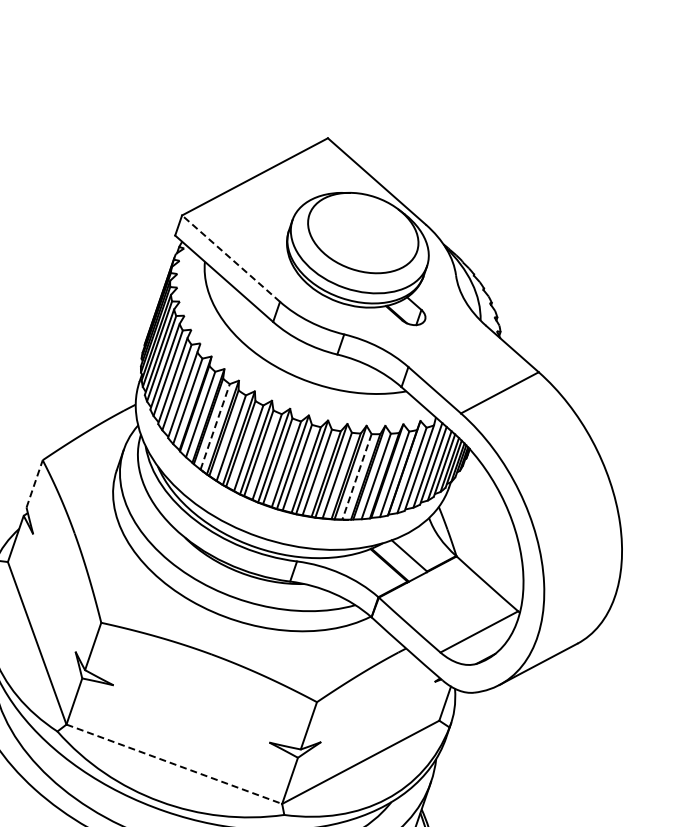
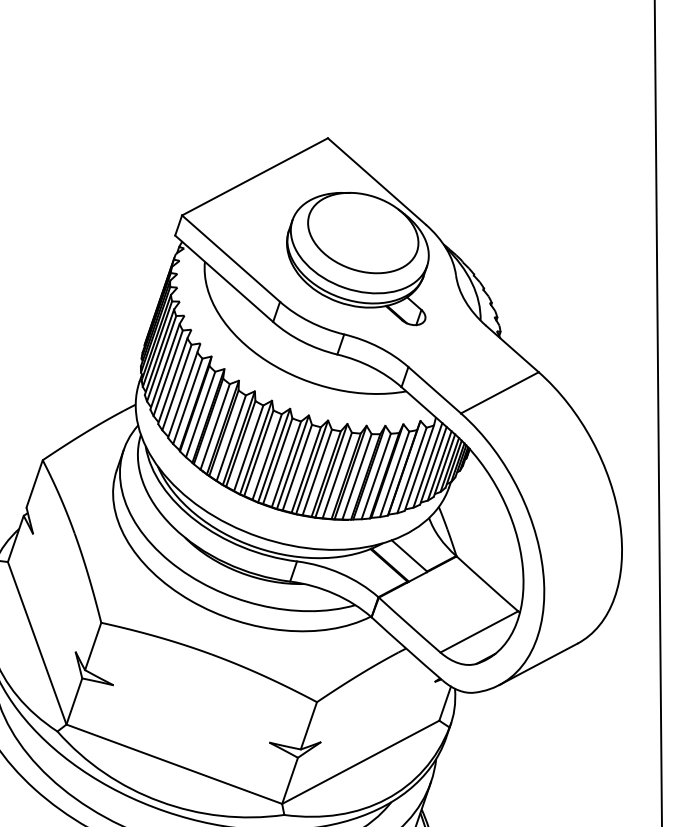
line: dashed -> solid (230, 258)
line: none -> present (657, 412)
line: dashed -> solid (215, 426)
line: dashed -> solid (356, 477)
line: dashed -> solid (34, 483)
line: dashed -> solid (174, 764)
